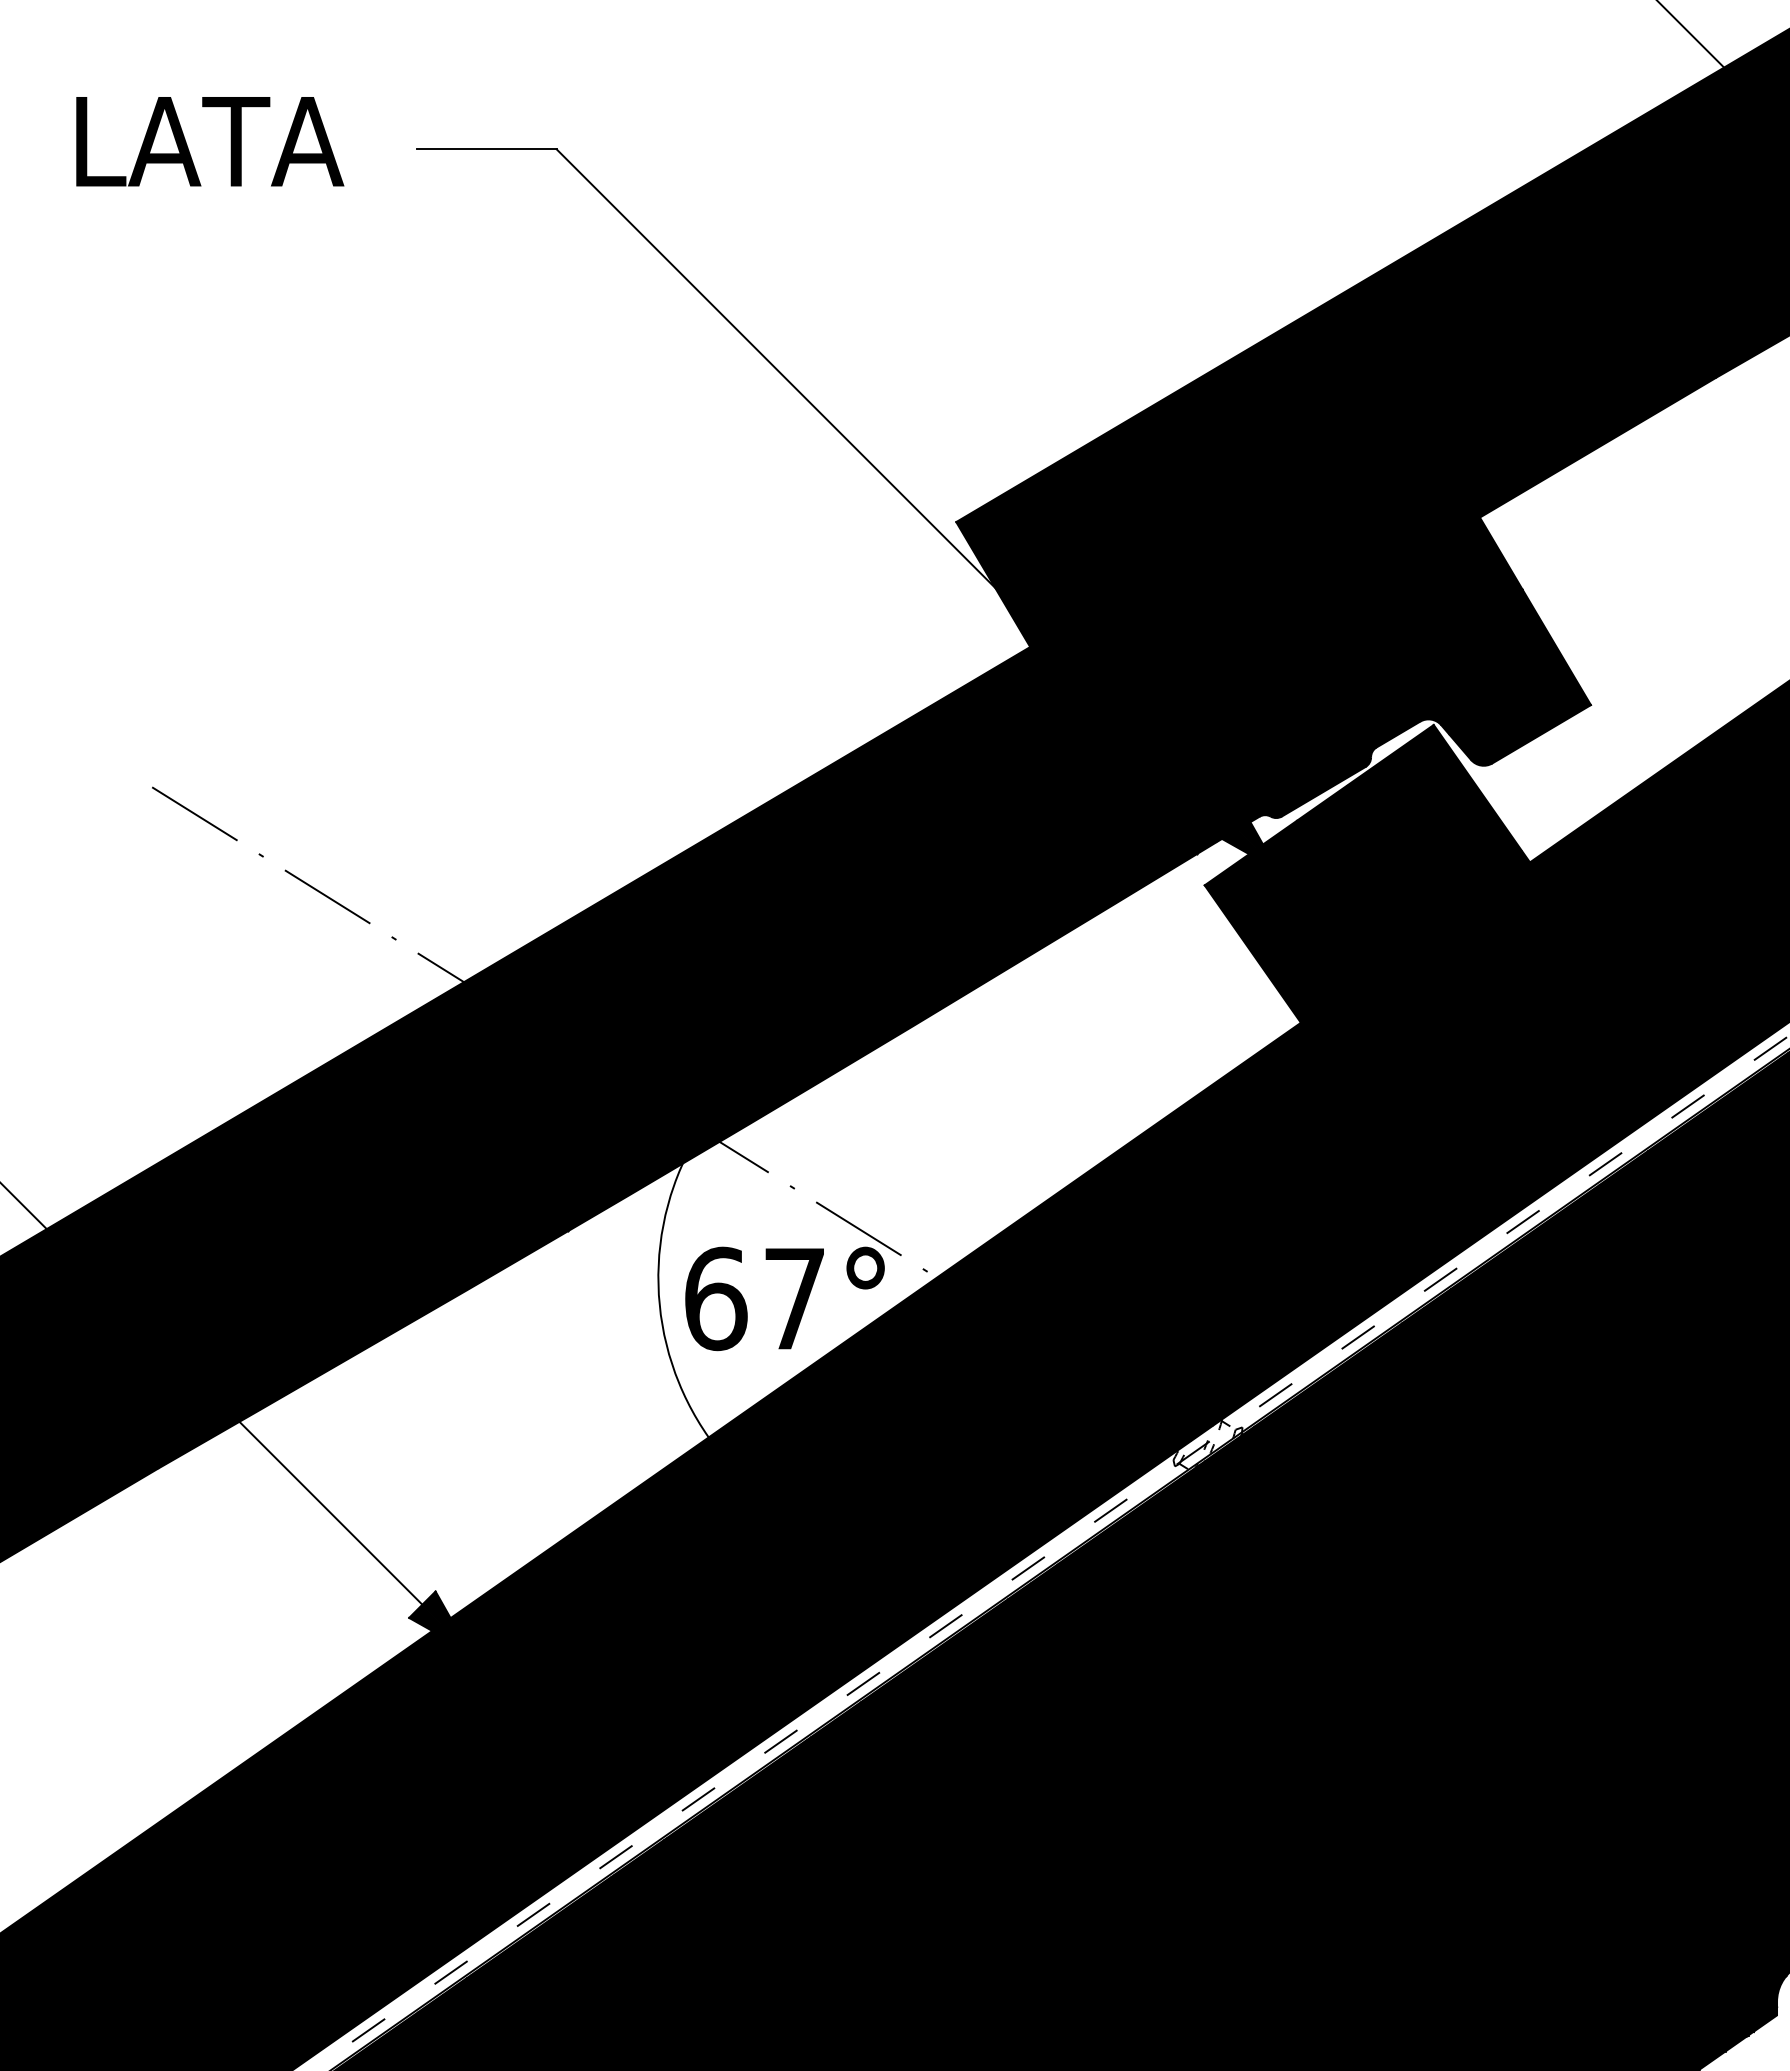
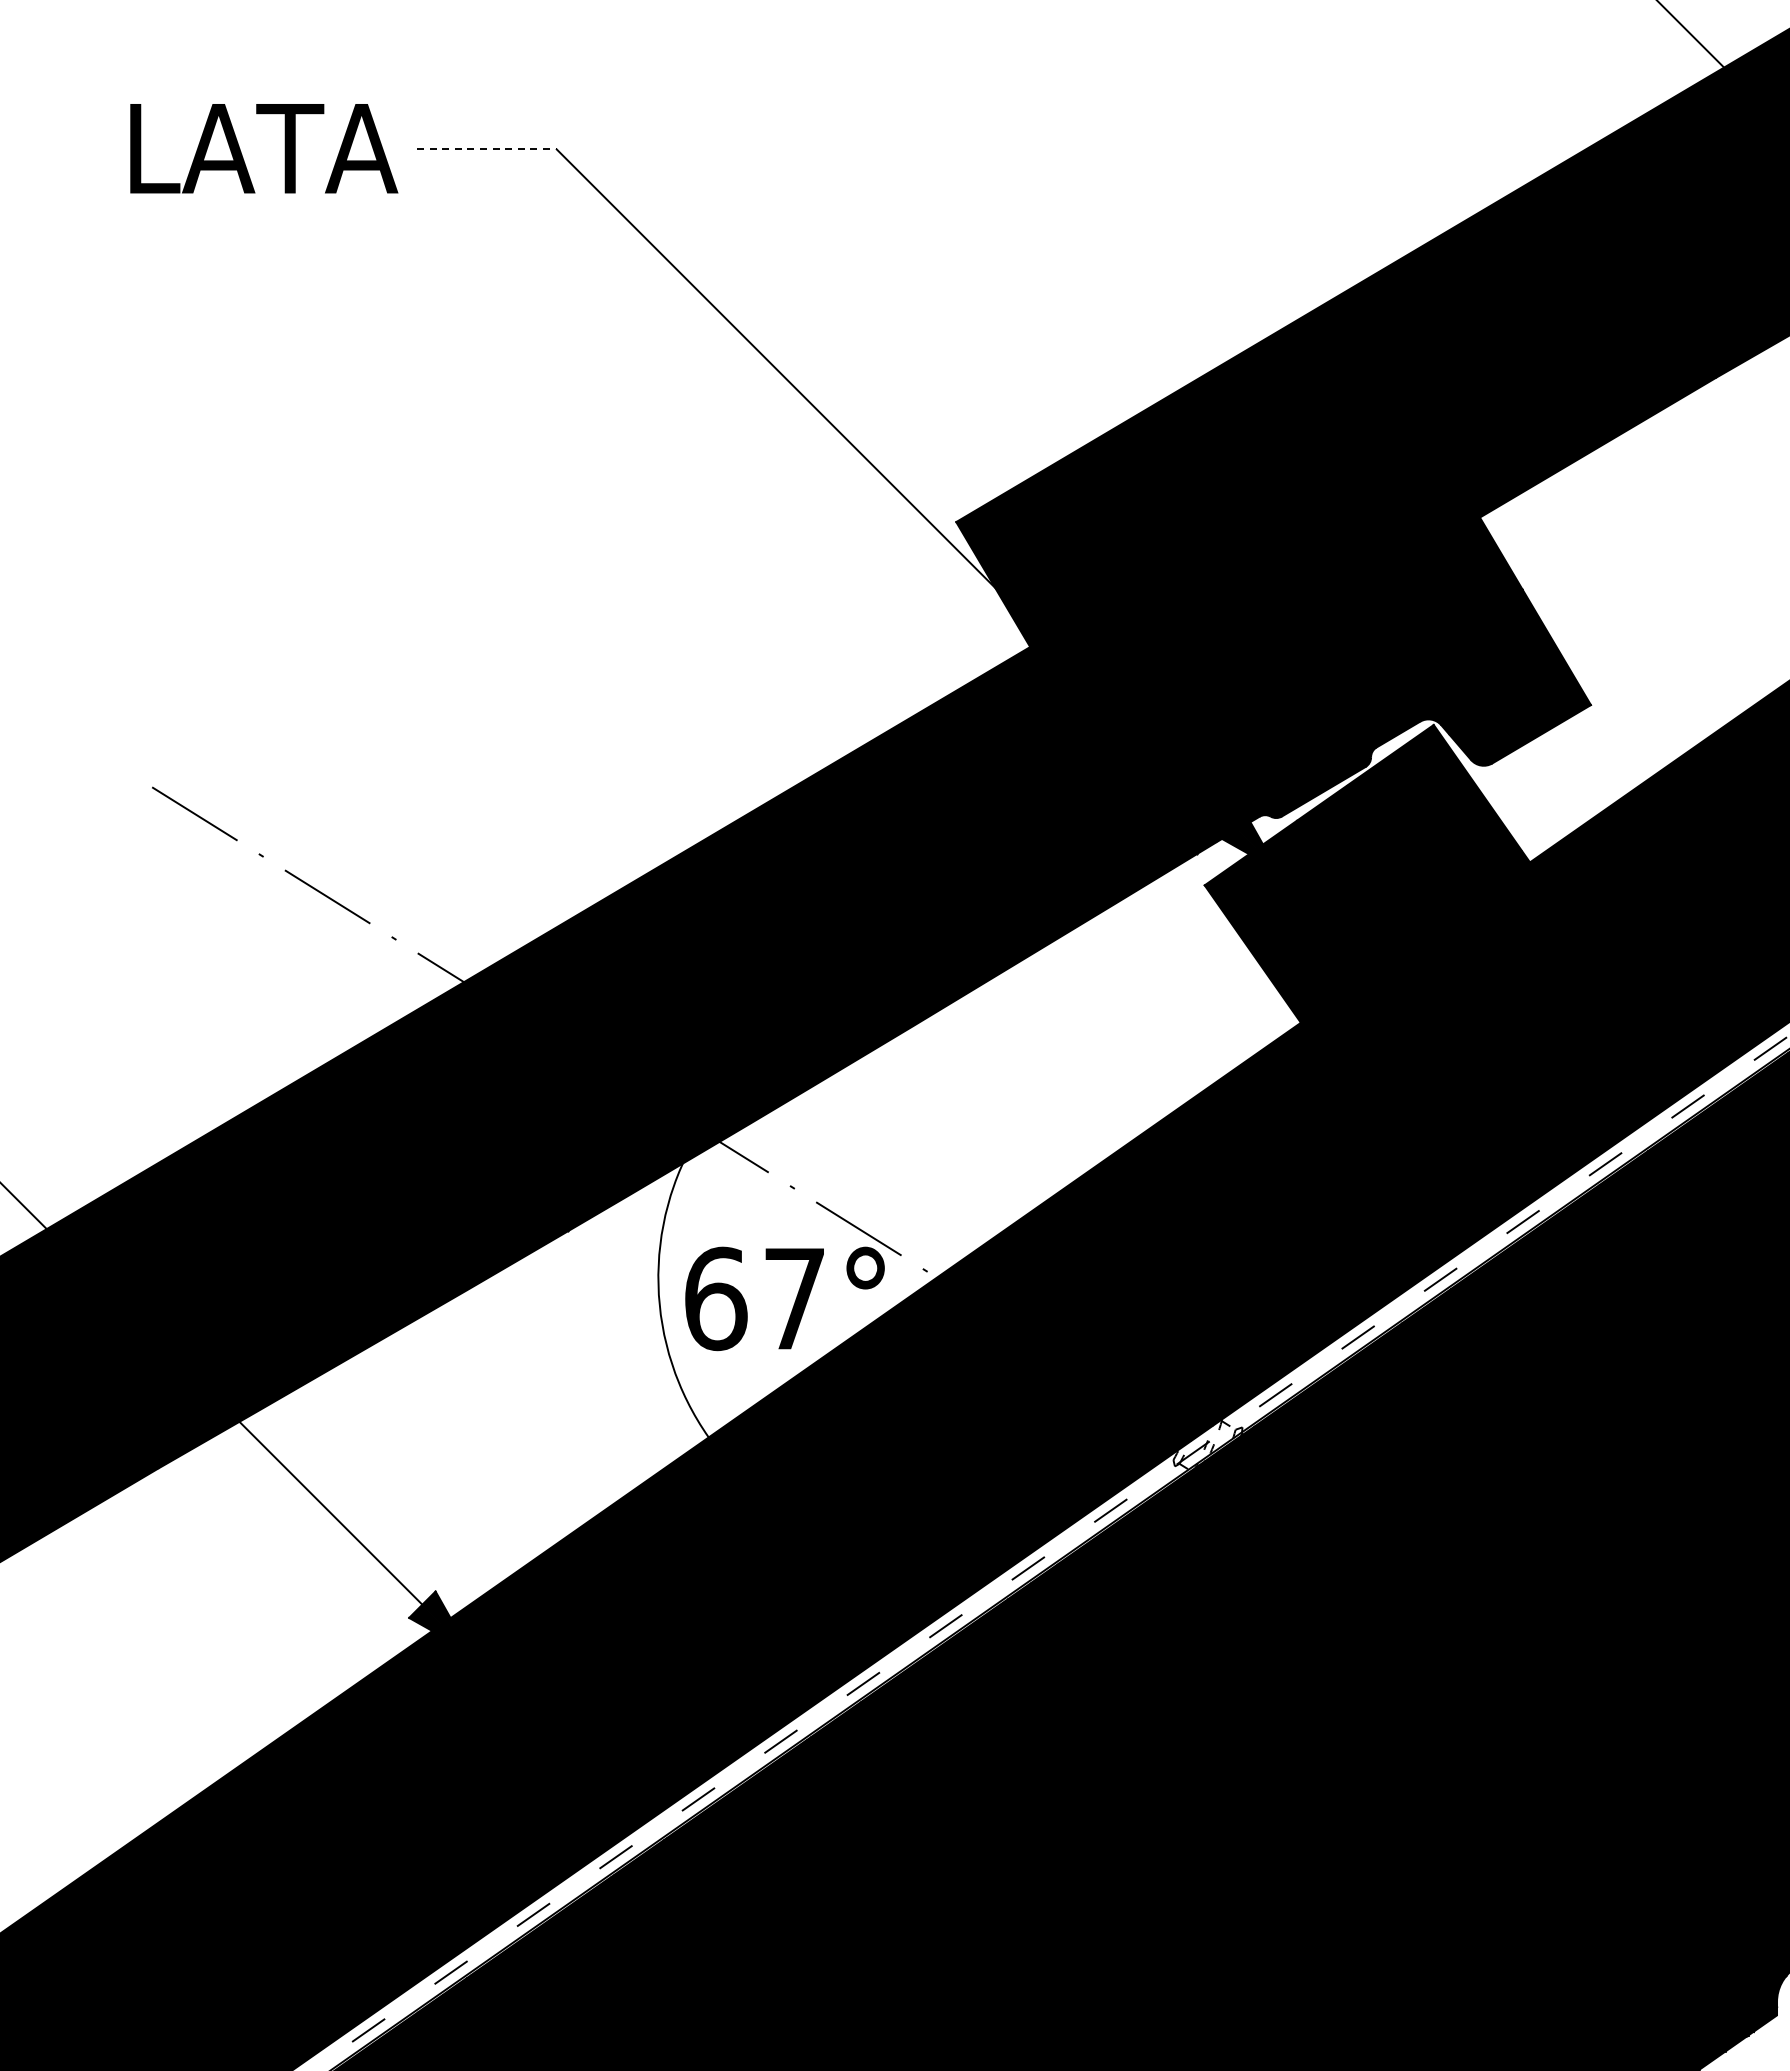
text position: (210, 141) -> (264, 148) (264, 148)
line: solid -> dashed (486, 149)
